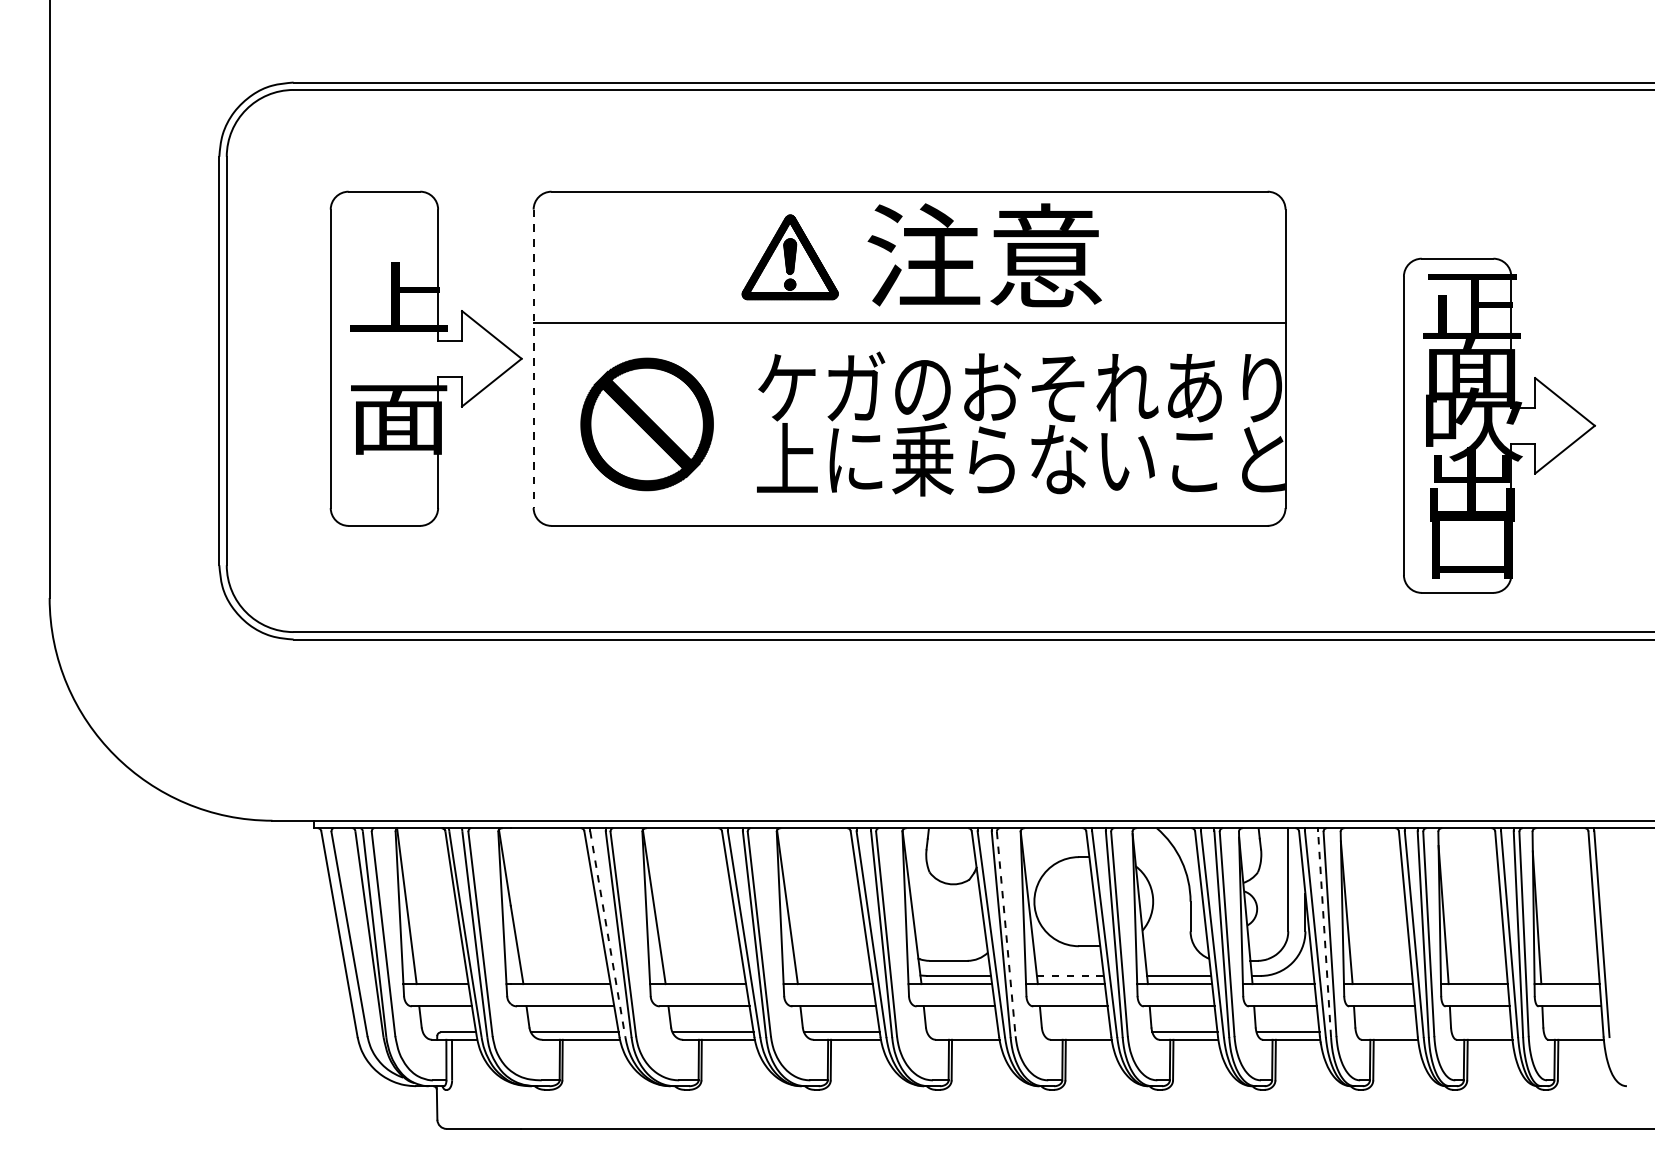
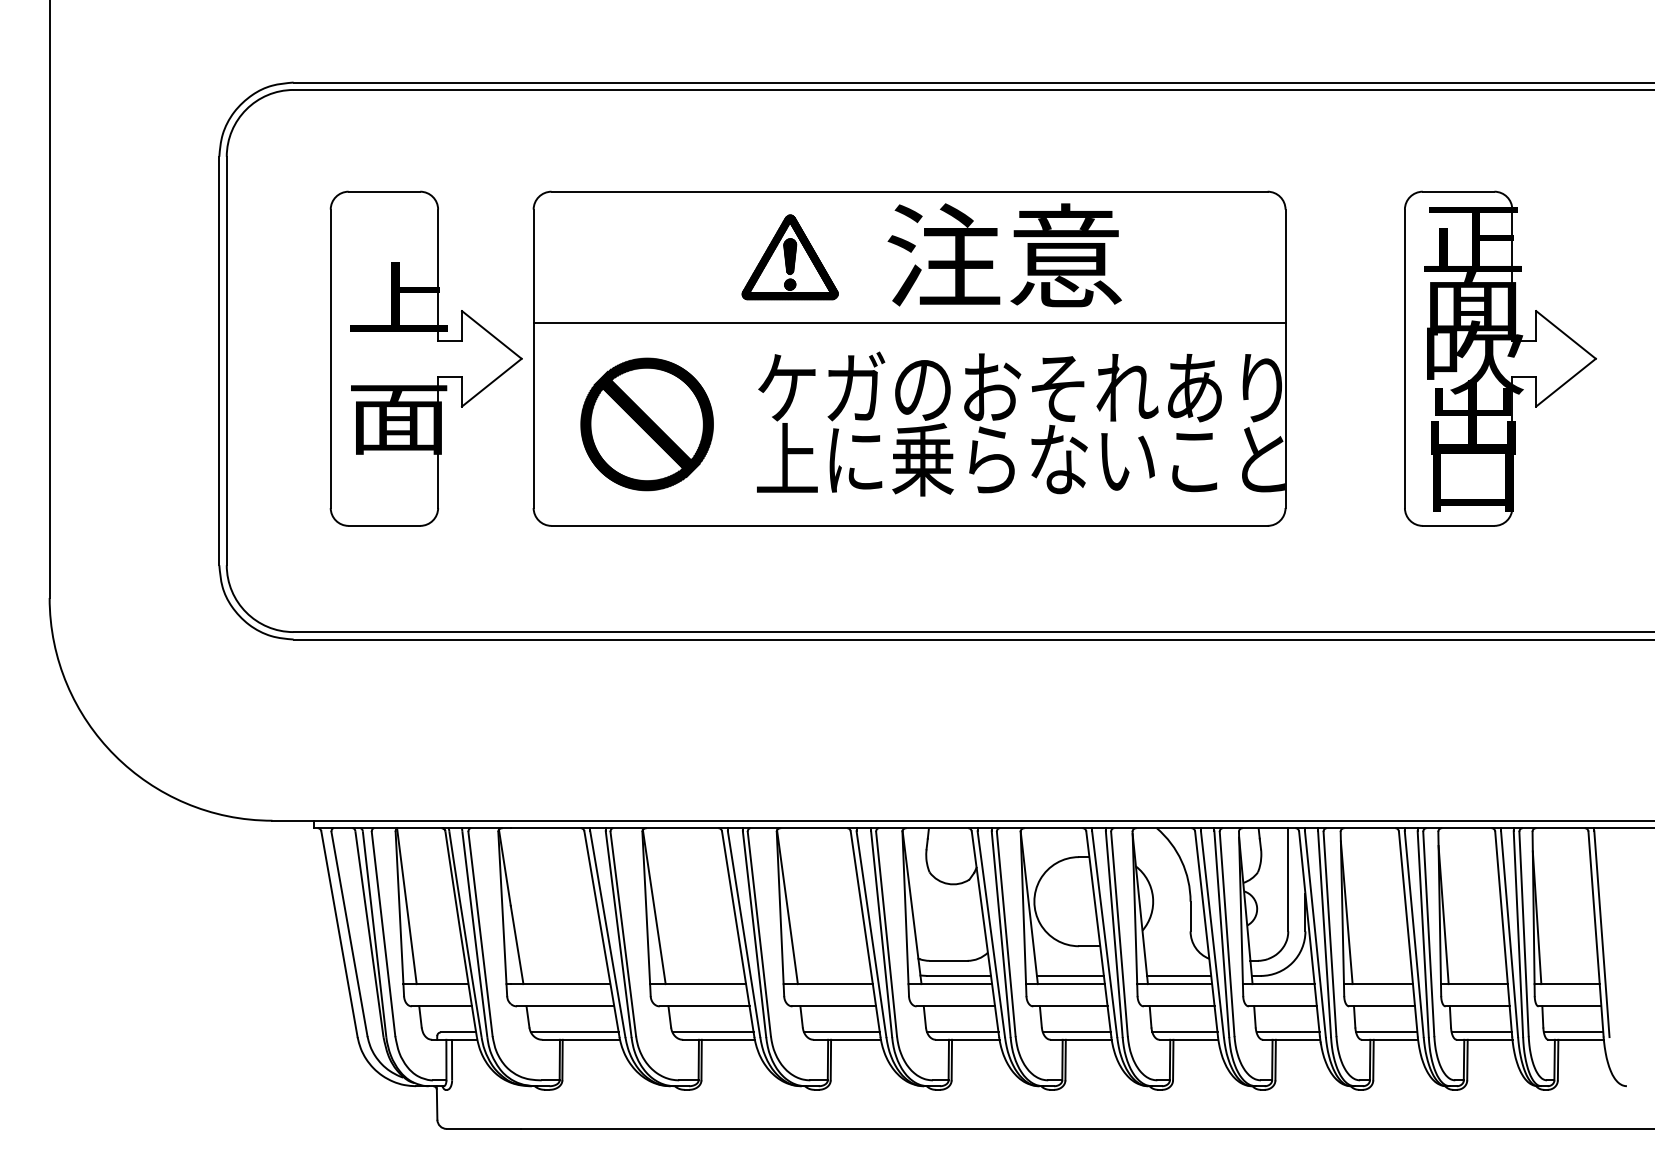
text position: (984, 255) -> (1004, 255) (1004, 255)
line: dashed -> solid (533, 359)
part position: (1499, 425) -> (1500, 358) (1500, 358)
line: dashed -> solid (1324, 933)
line: dashed -> solid (607, 934)
line: dashed -> solid (1006, 934)
line: dashed -> solid (1070, 975)
line: none -> present (962, 1032)
line: none -> present (1076, 1032)
line: none -> present (1386, 1032)
line: none -> present (1481, 1032)
line: none -> present (1573, 1032)
